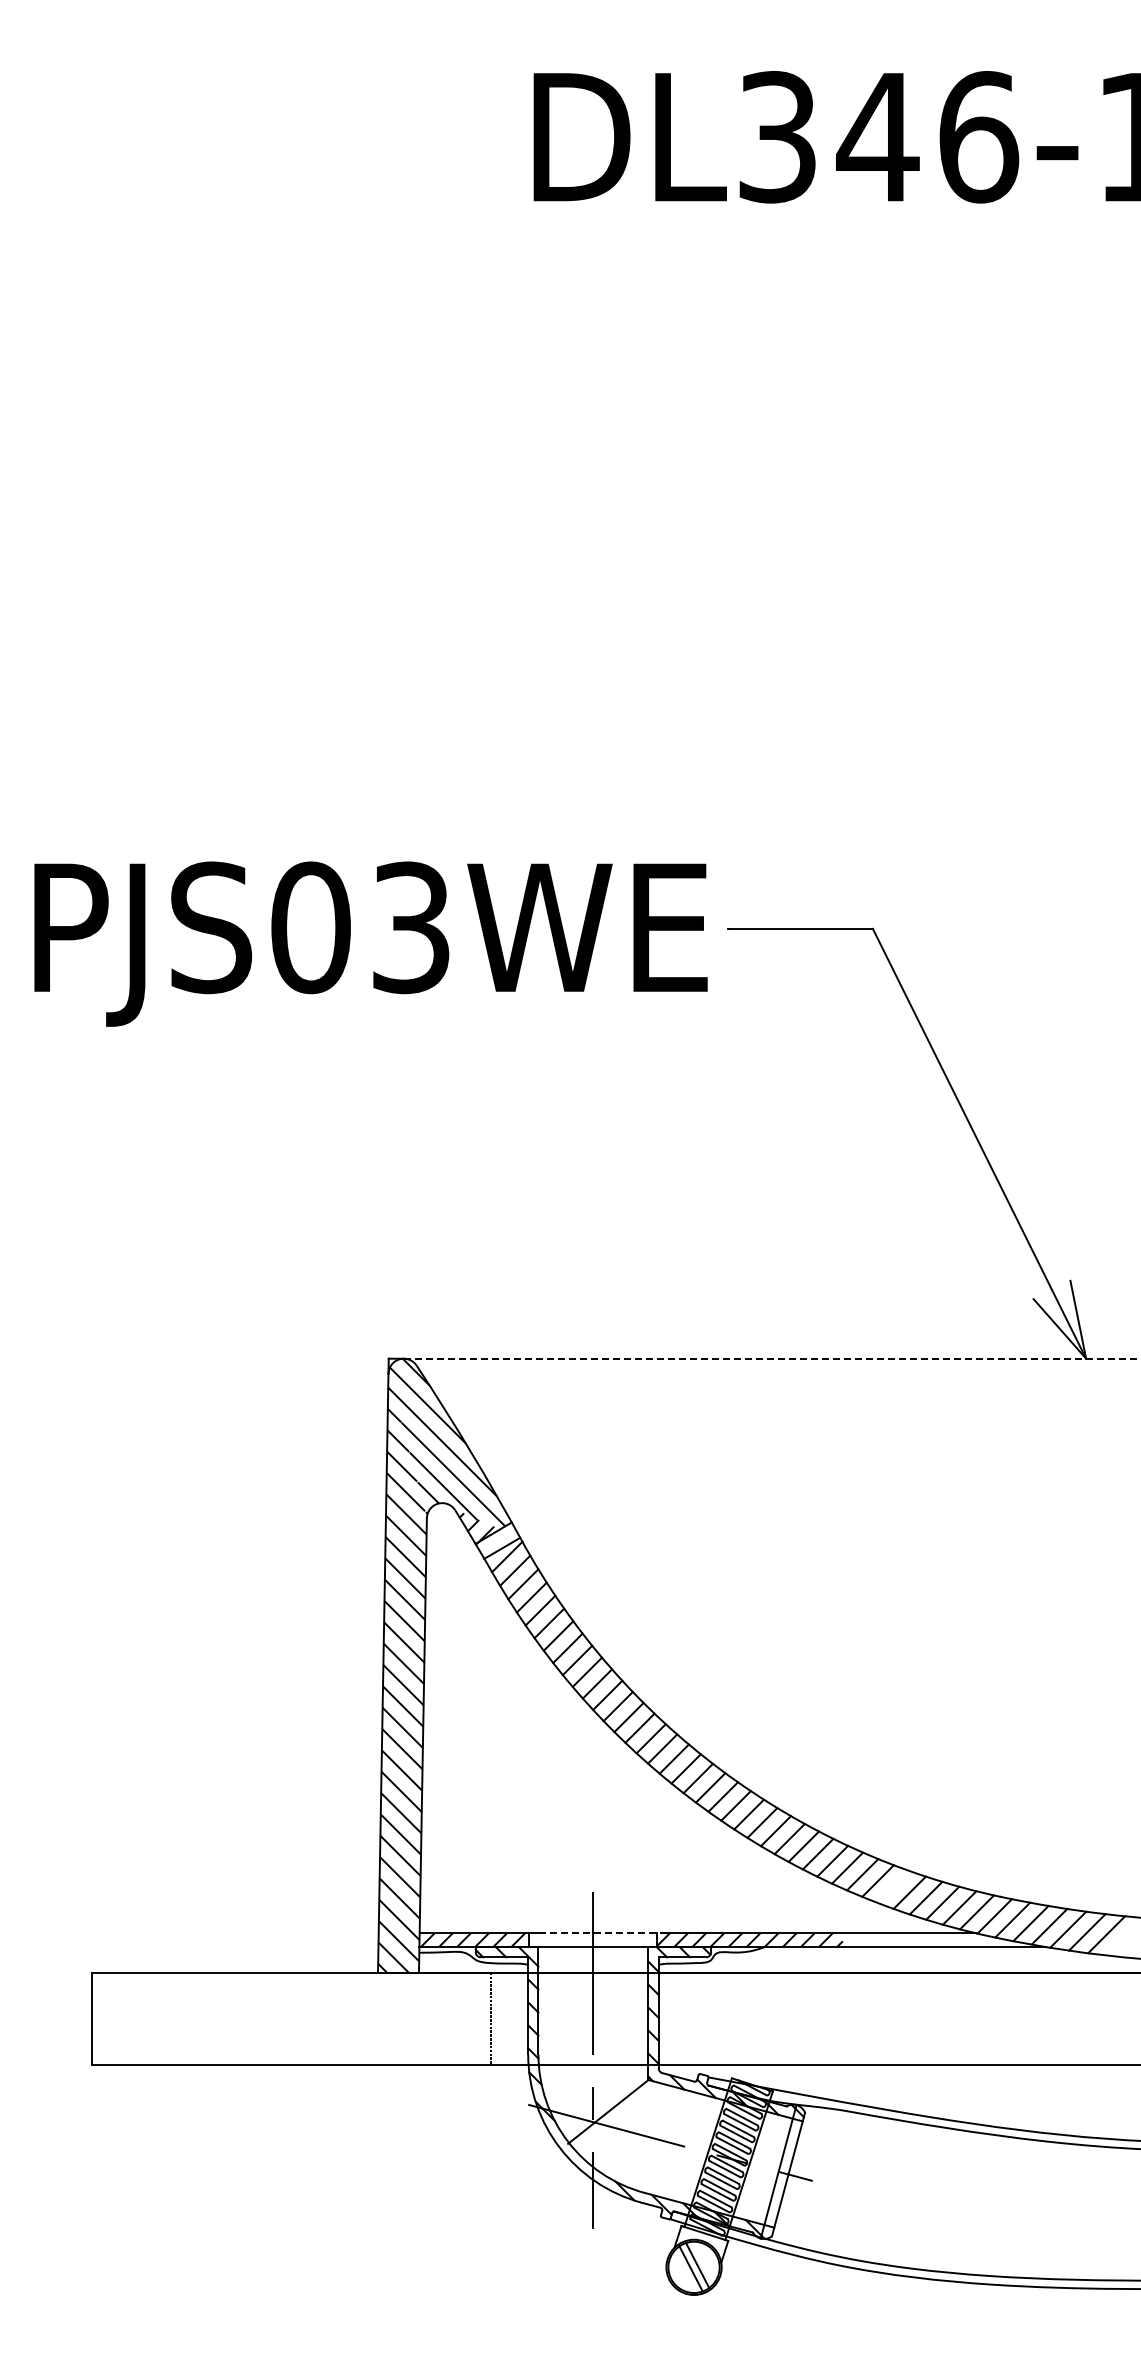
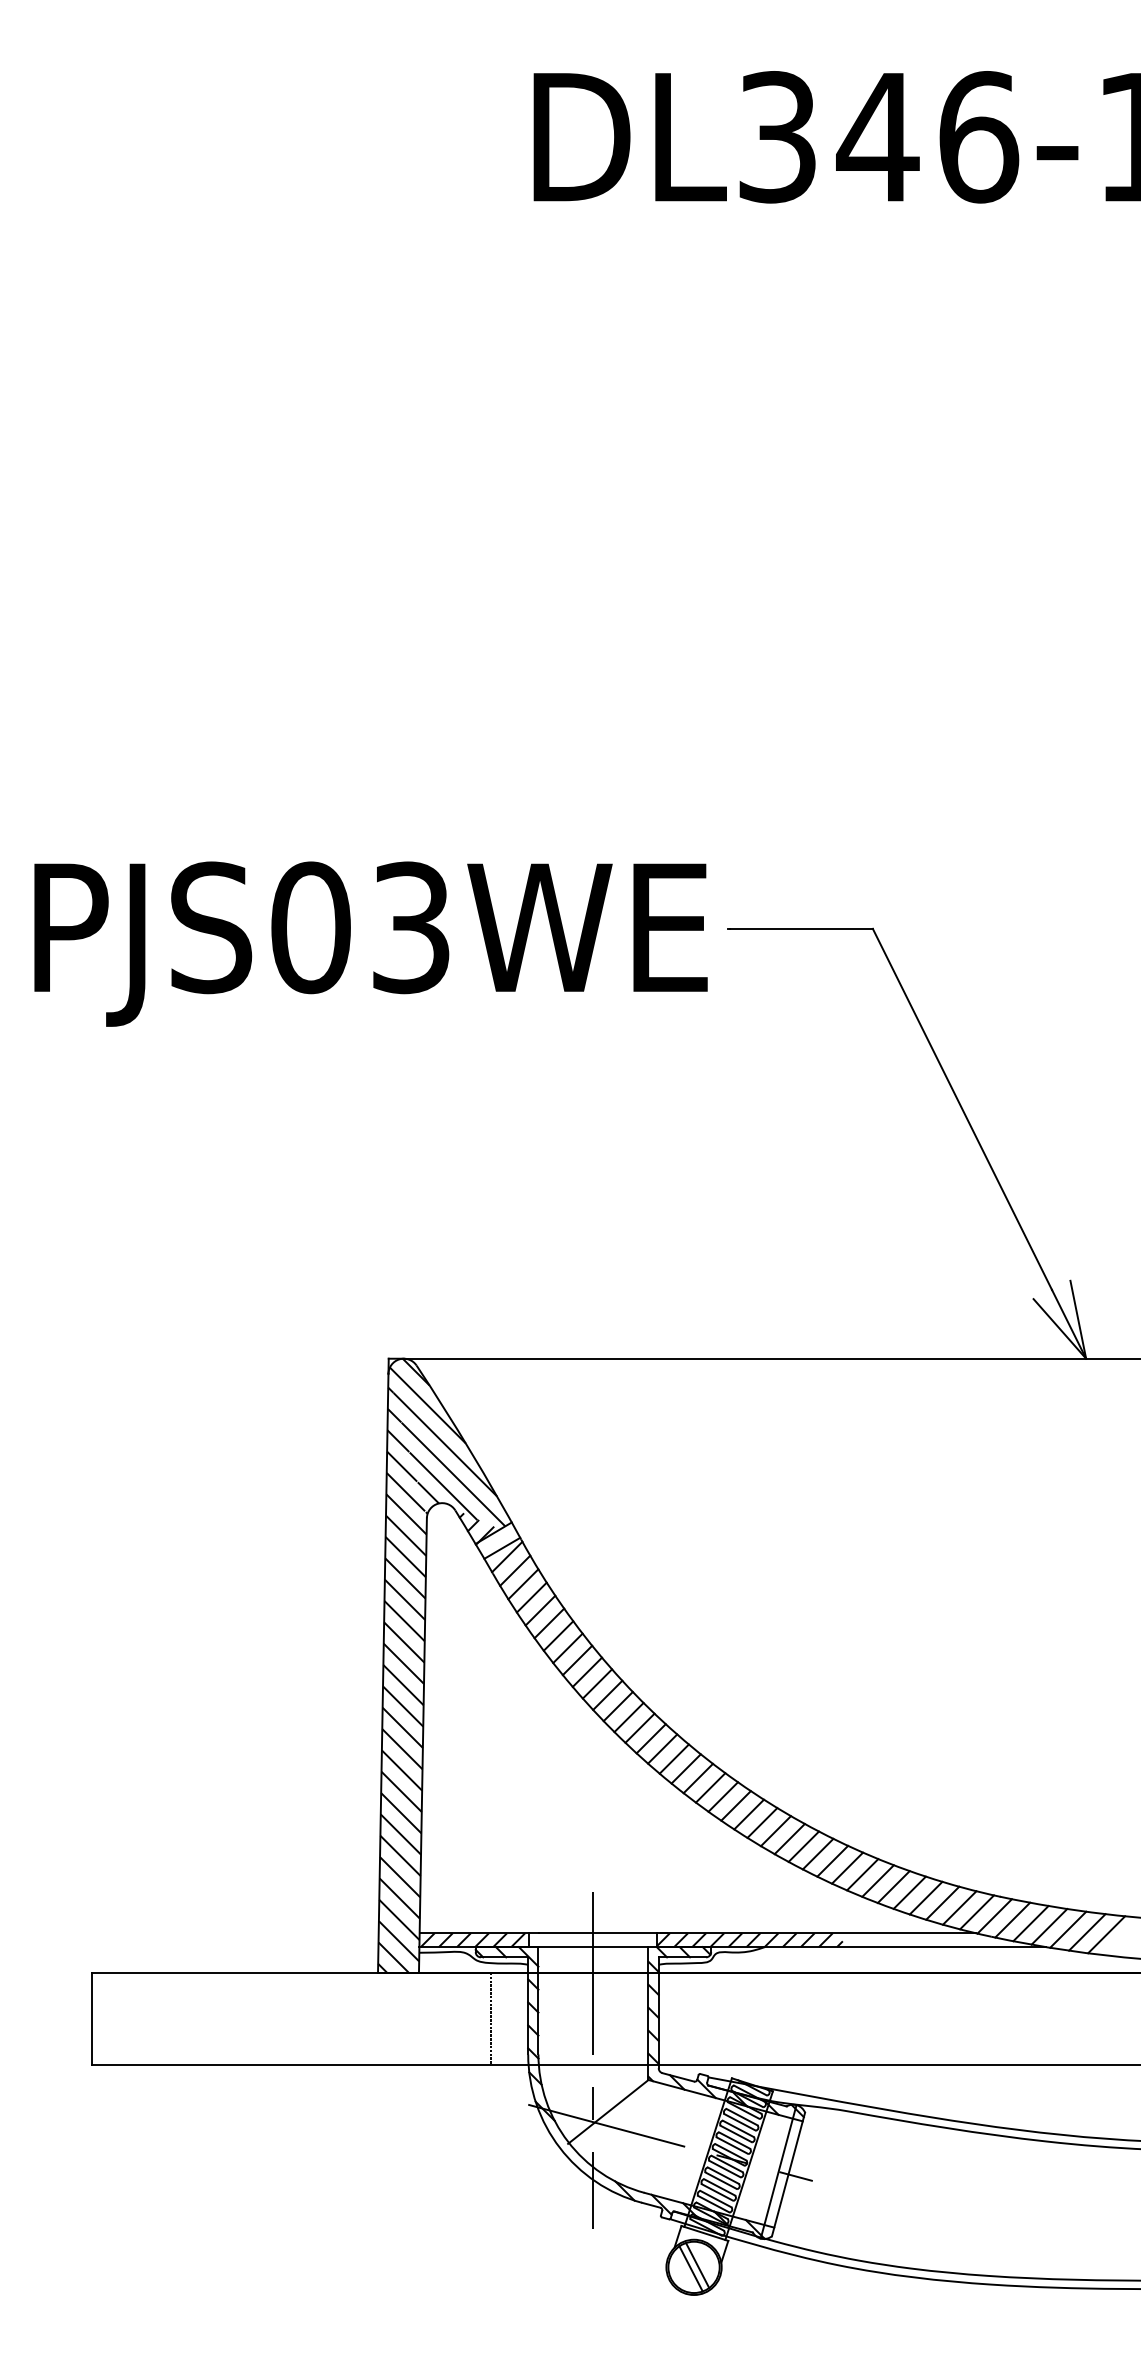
line: dashed -> solid (772, 1358)
line: none -> present (893, 1887)
line: dashed -> solid (603, 1933)
